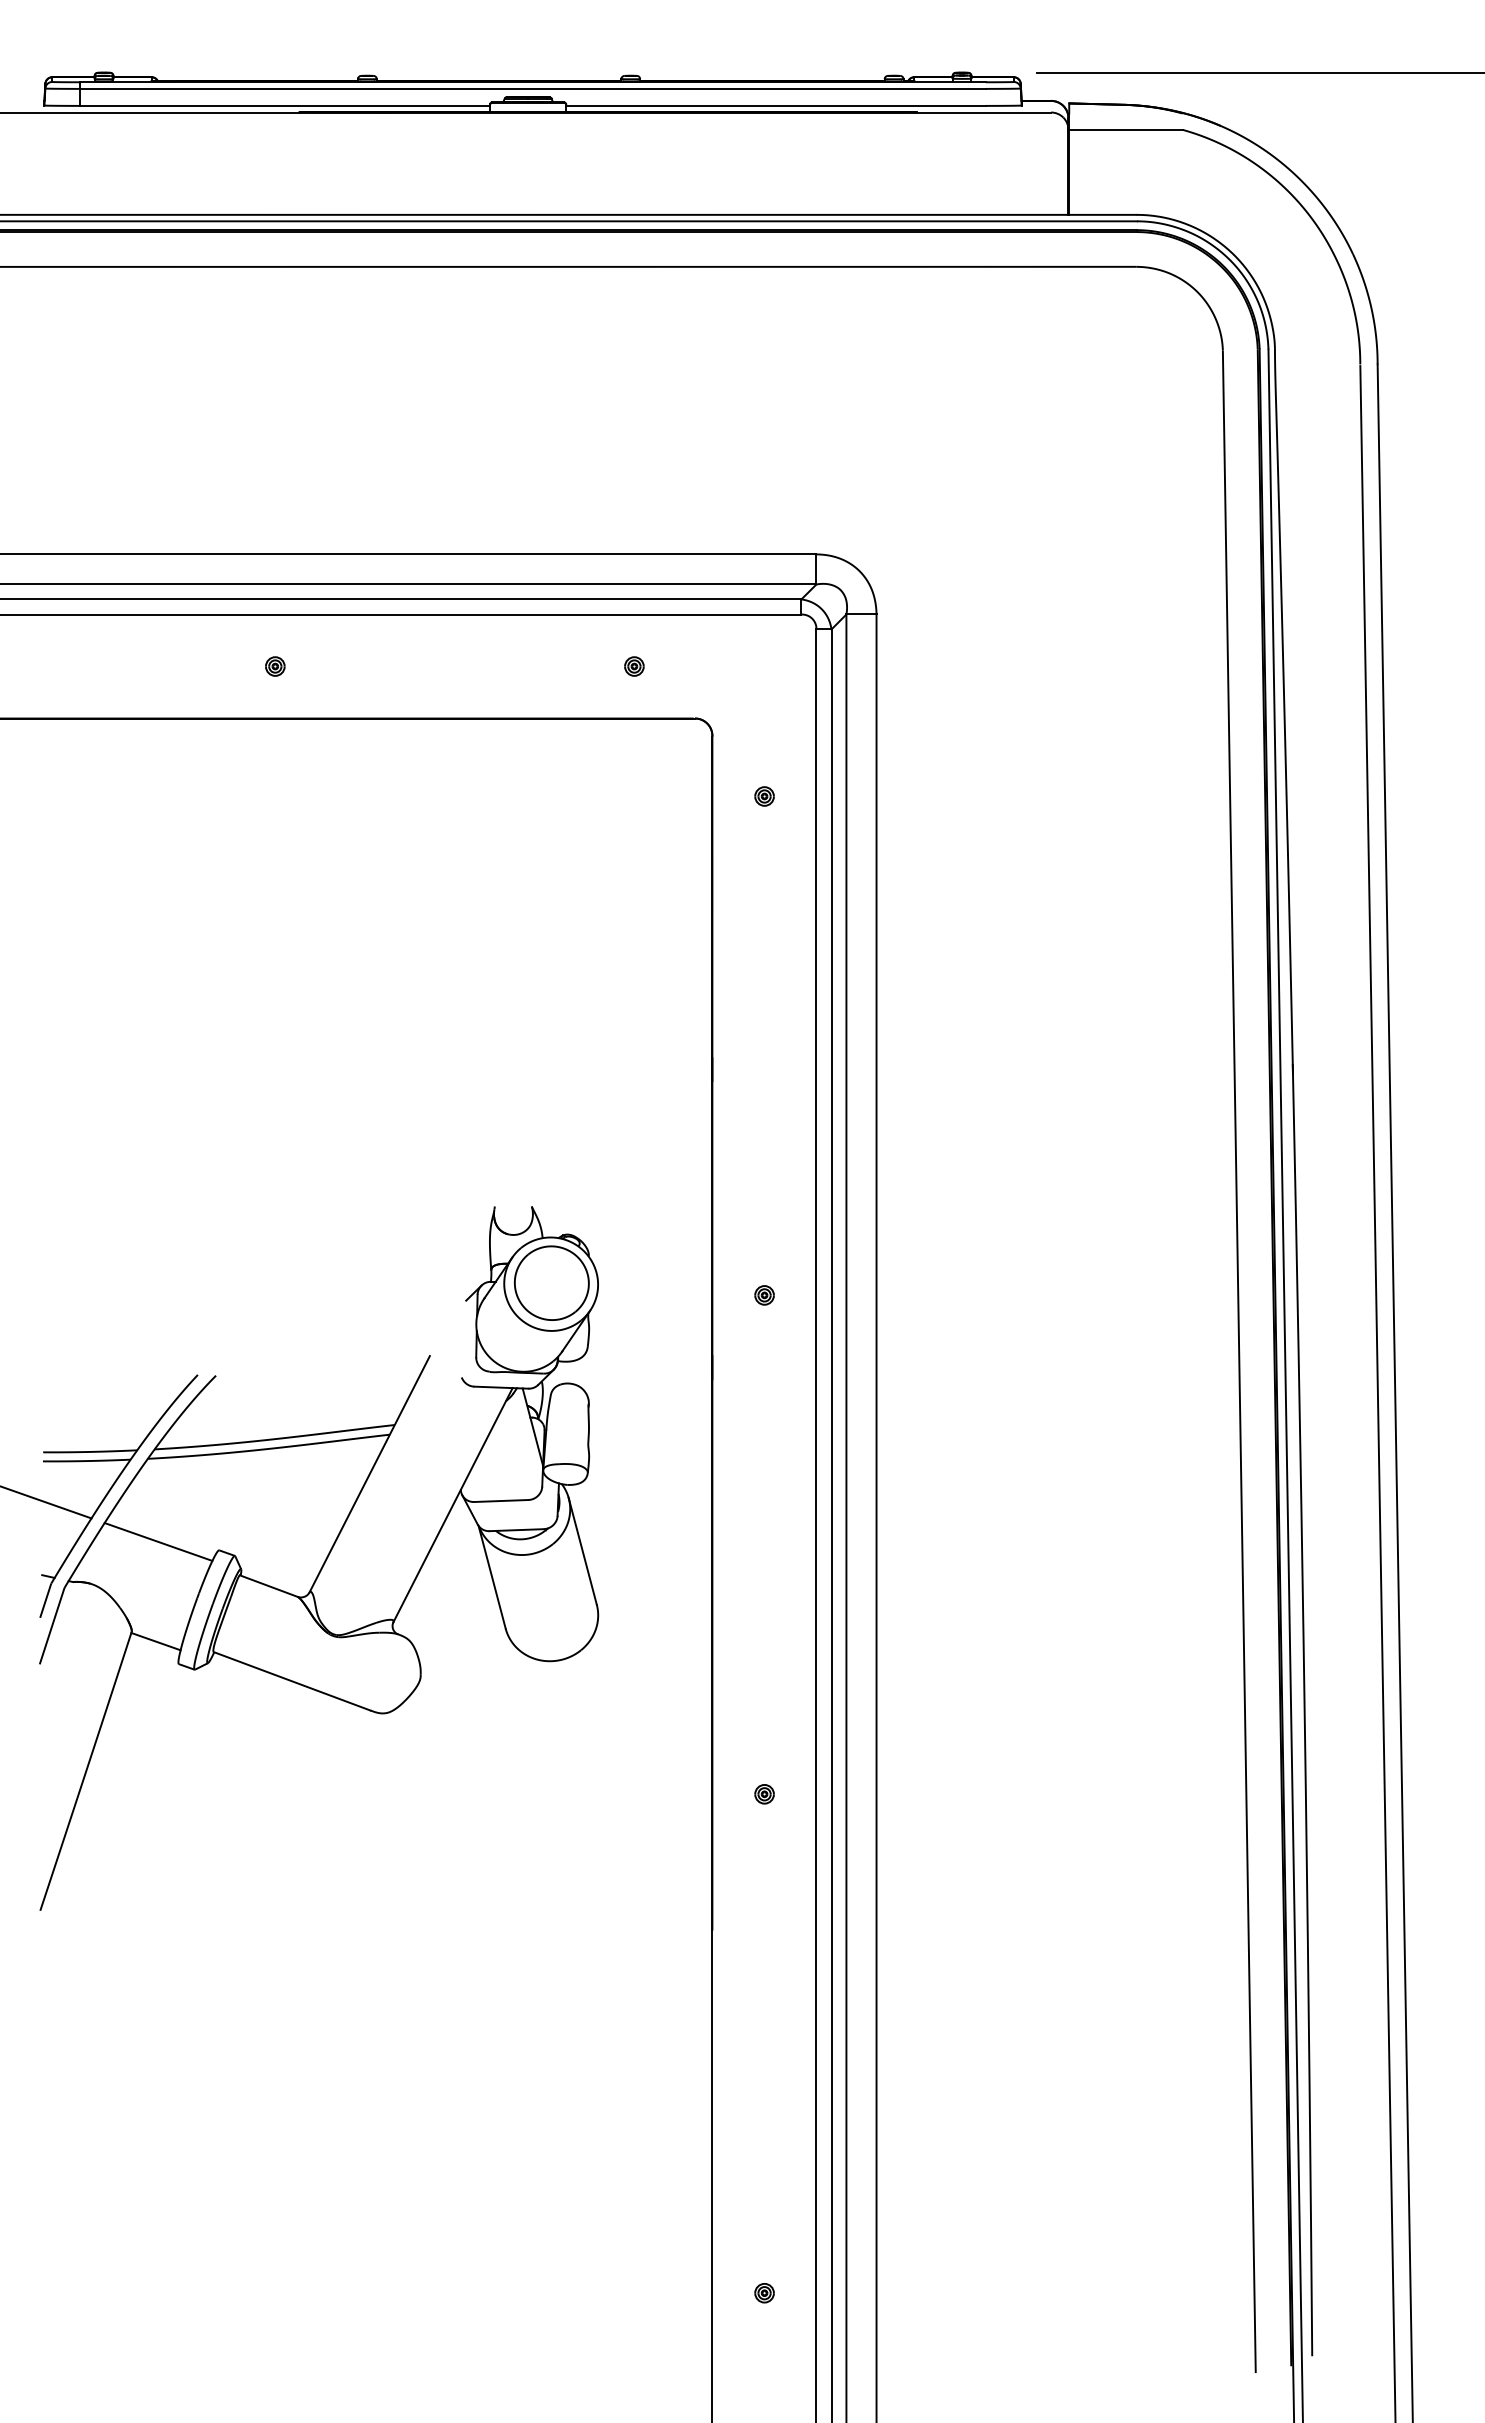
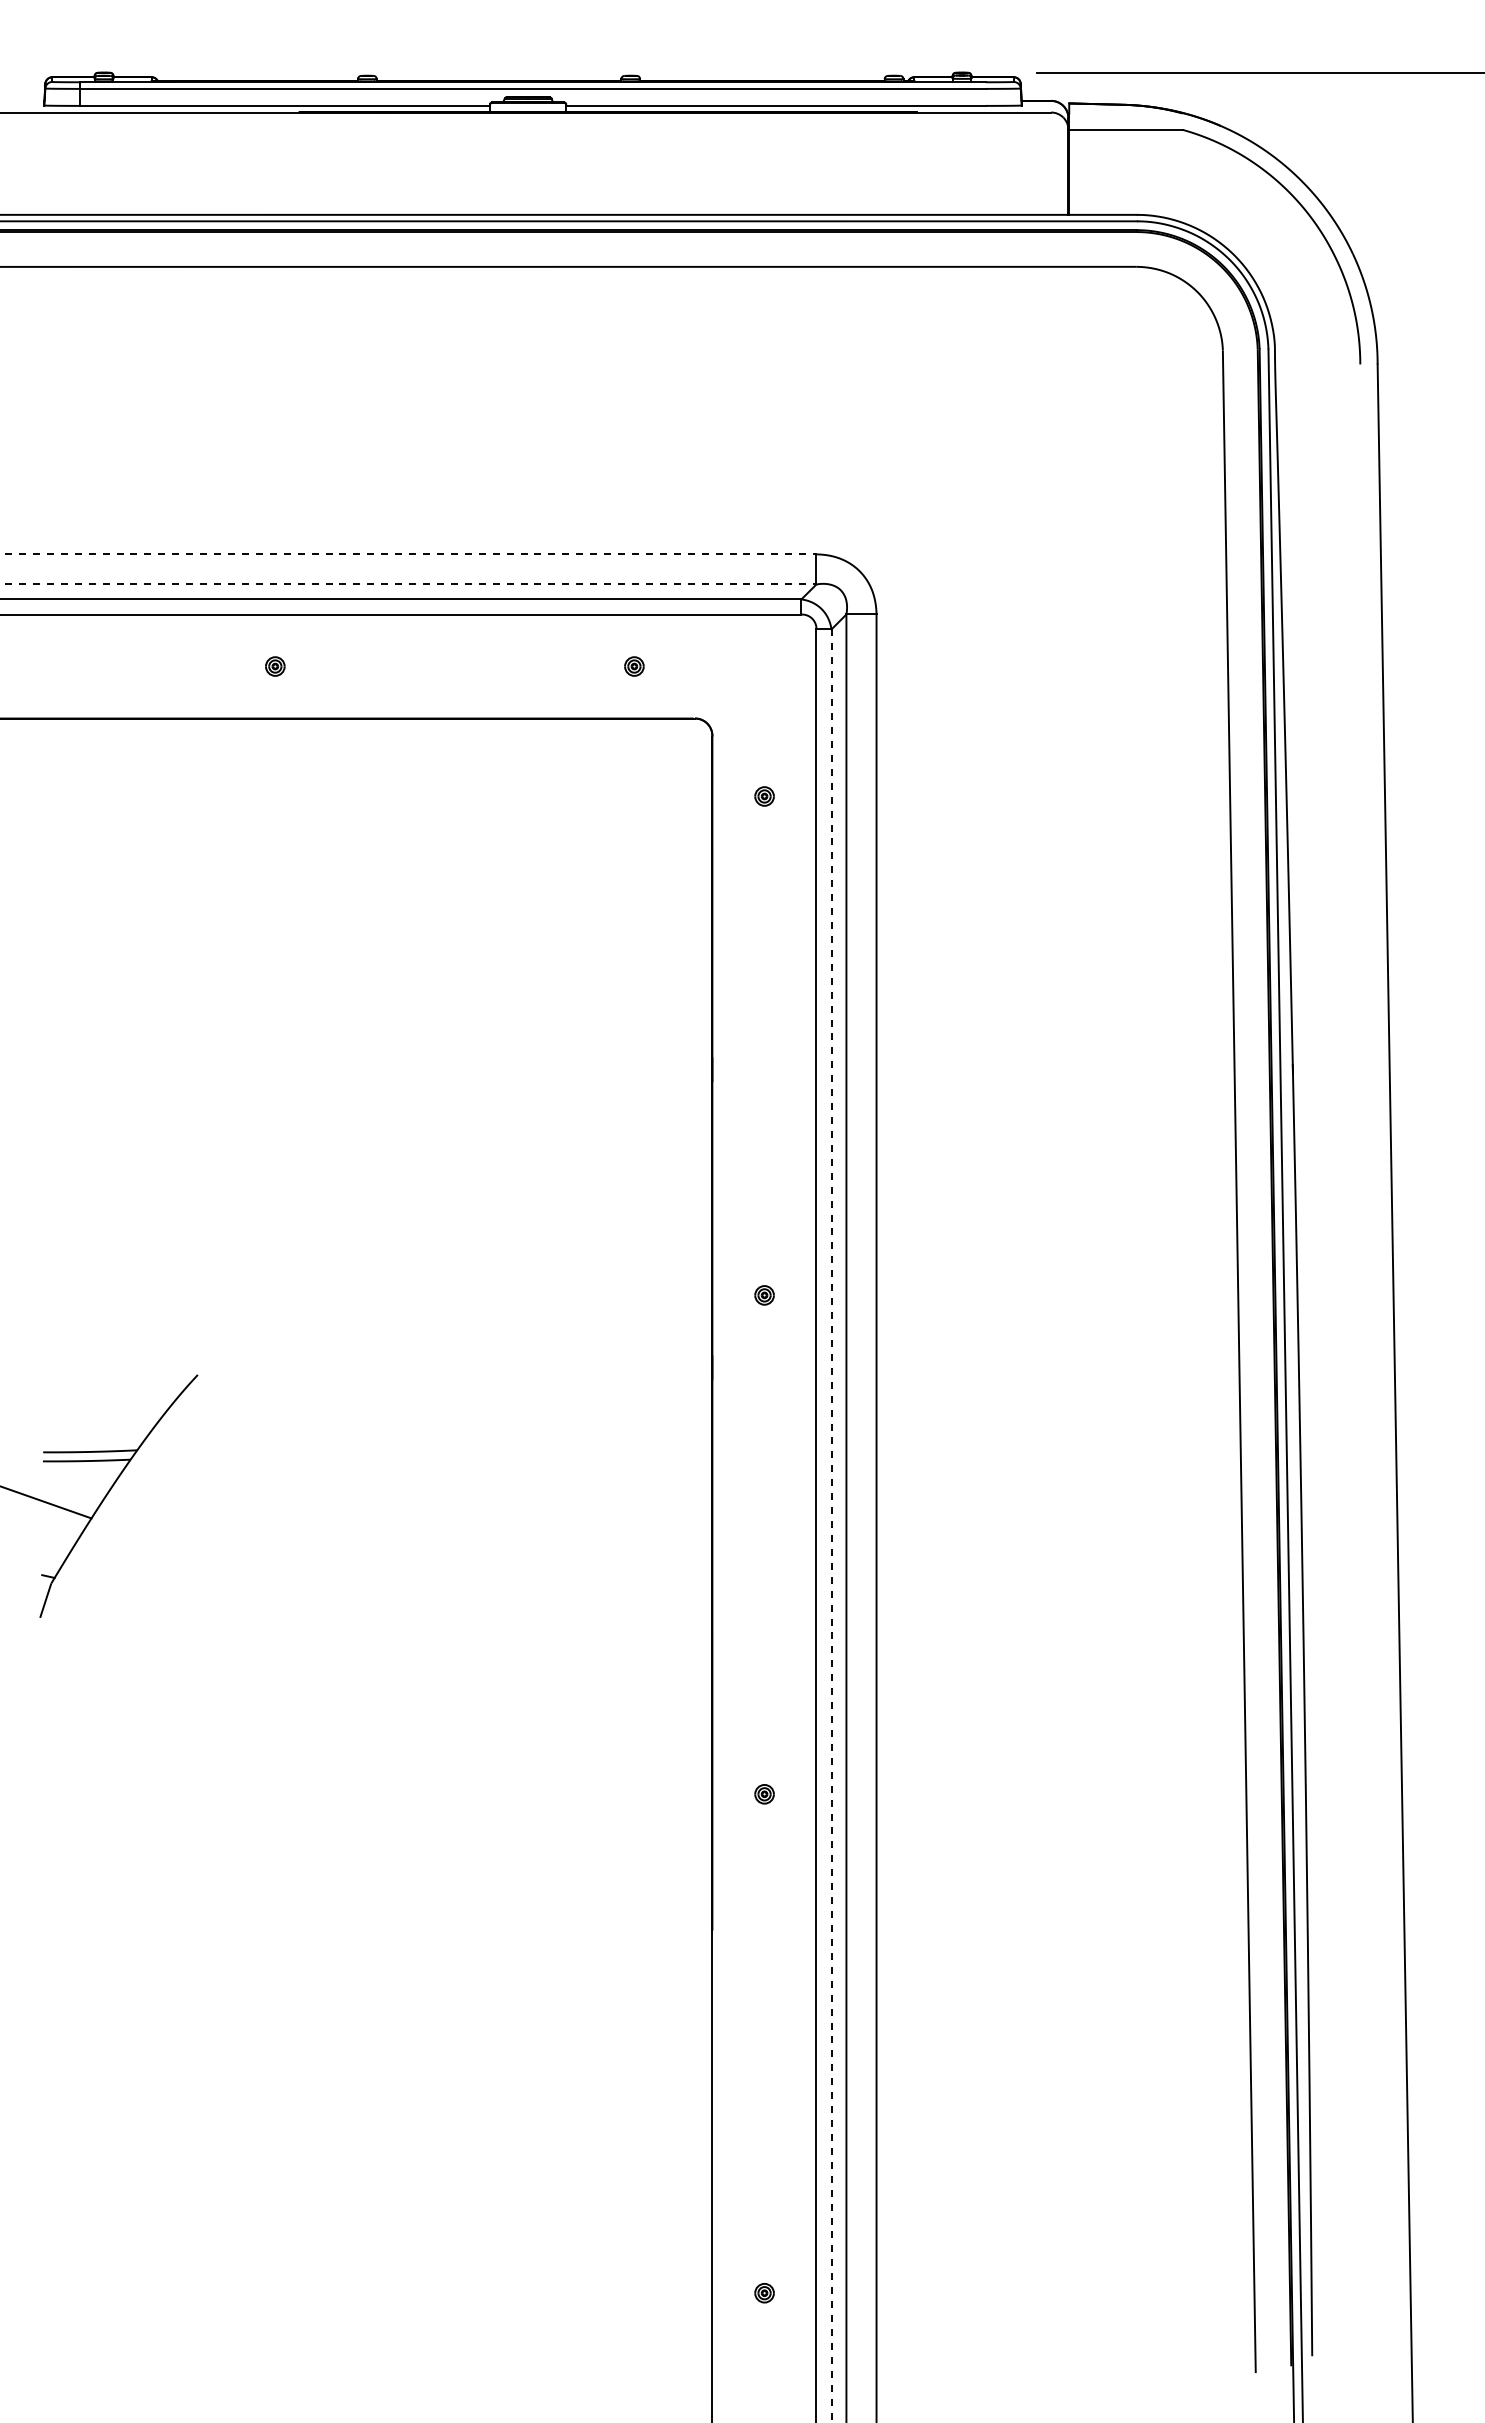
line: solid -> dashed (408, 554)
line: solid -> dashed (408, 584)
line: present -> none (1377, 1392)
line: solid -> dashed (831, 1526)
part: present -> none (319, 1558)
